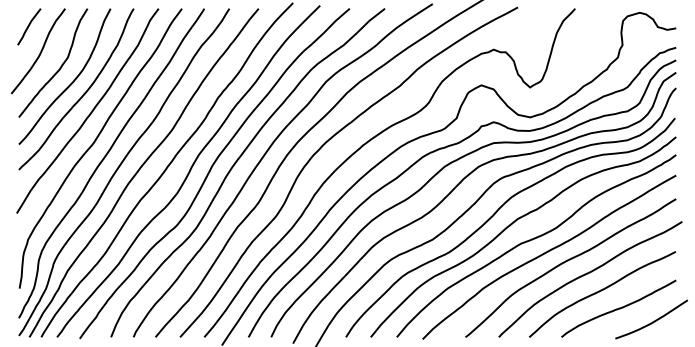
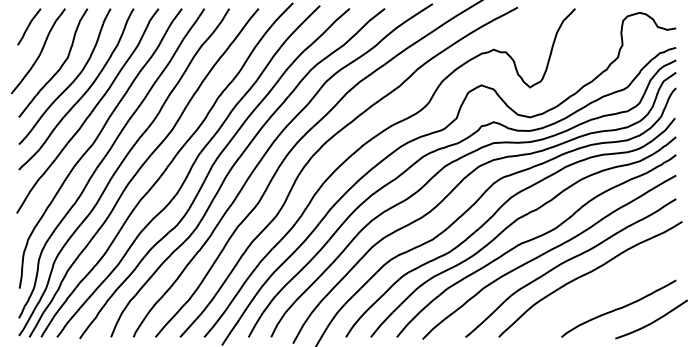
curve: present -> none (601, 291)
